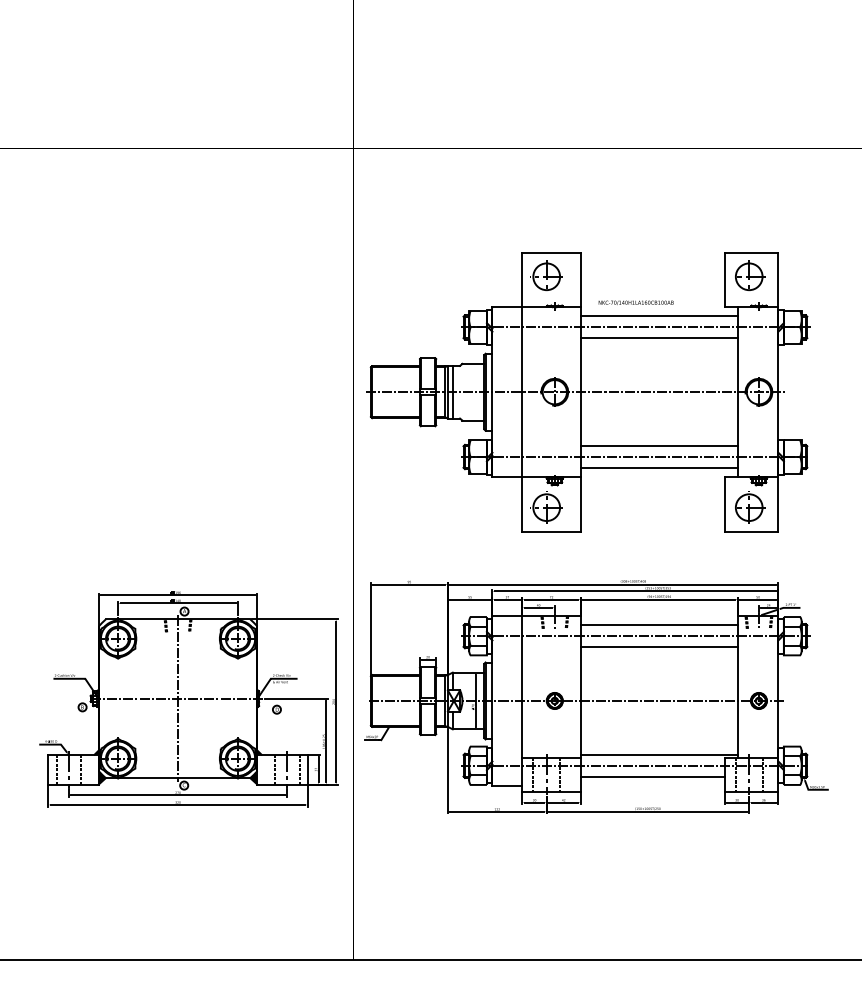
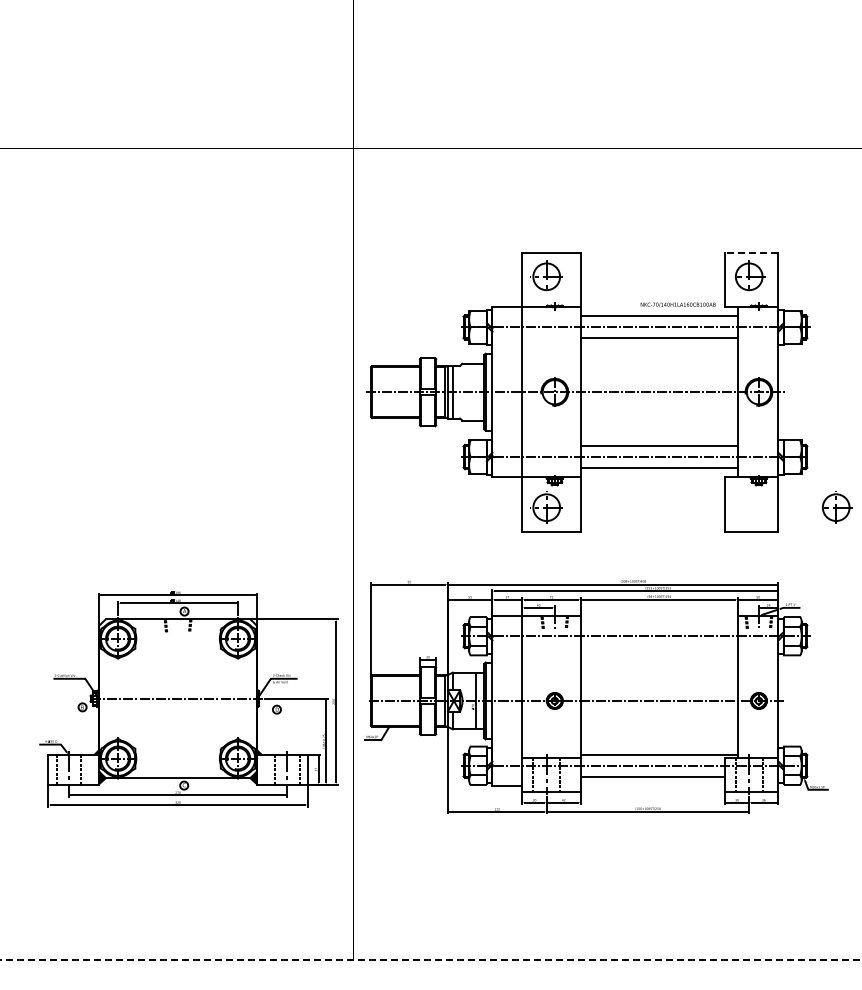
line: solid -> dashed (751, 252)
text position: (635, 302) -> (677, 304) (677, 304)
part position: (750, 507) -> (837, 507) (837, 507)
line: present -> none (658, 625)
line: present -> none (658, 647)
line: present -> none (178, 698)
line: solid -> dashed (431, 960)
